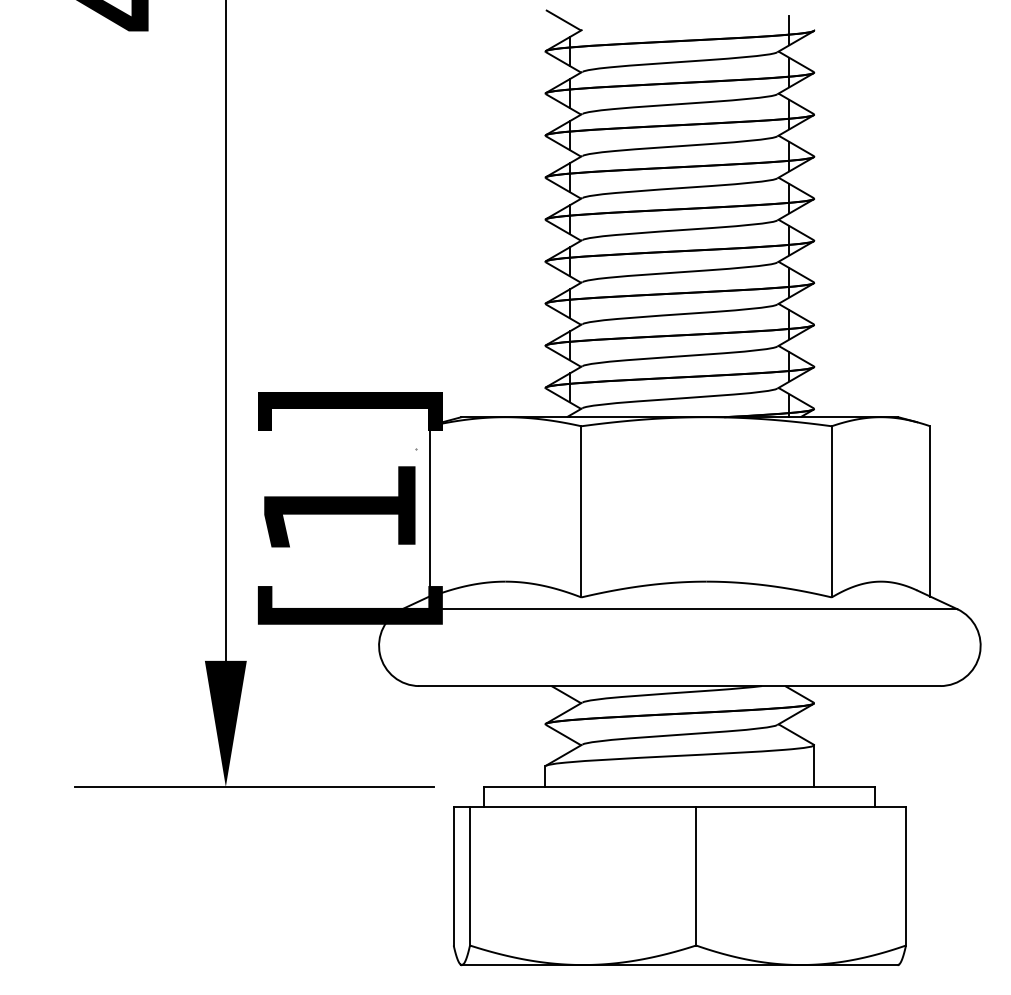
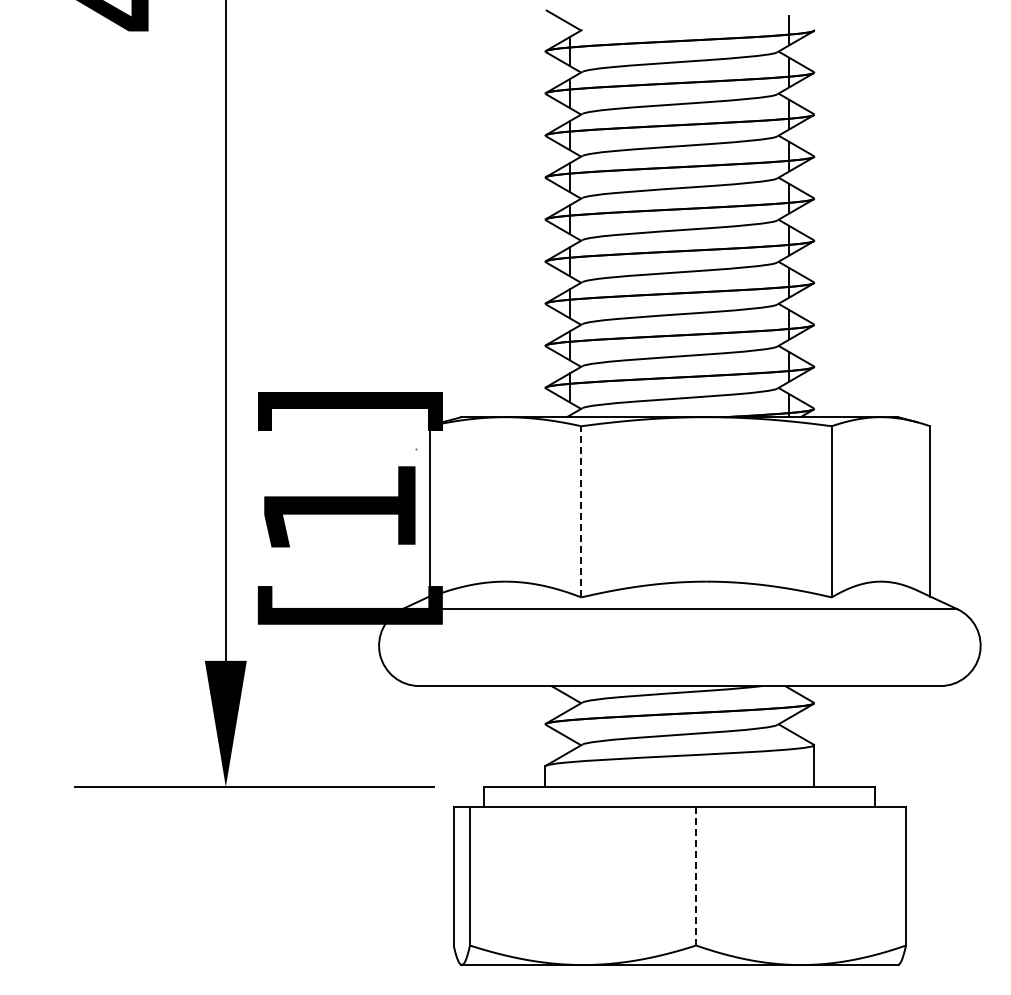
line: solid -> dashed (581, 511)
line: solid -> dashed (696, 876)
